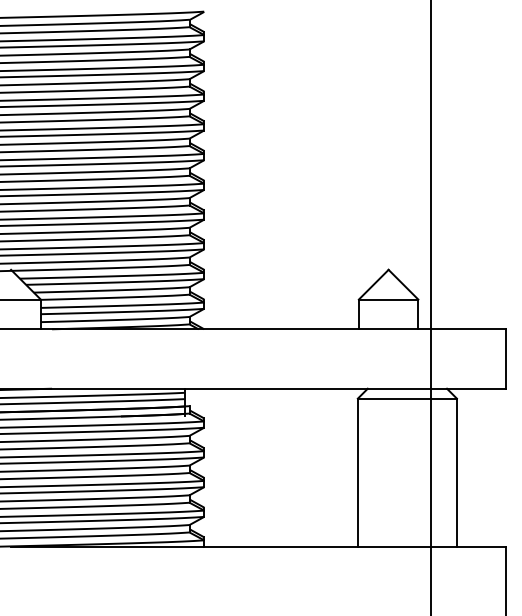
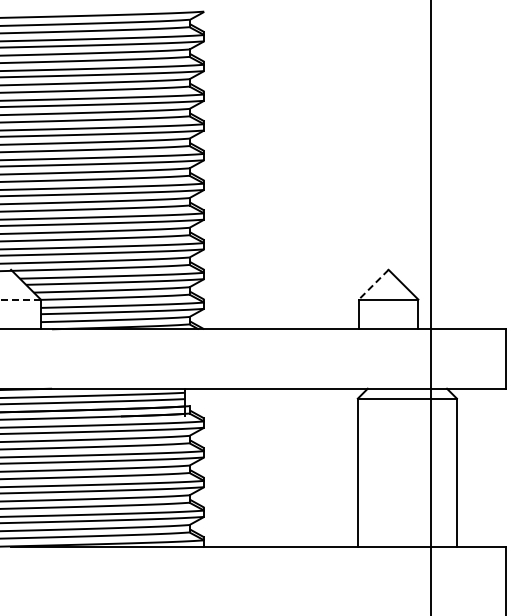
line: solid -> dashed (373, 285)
line: solid -> dashed (20, 299)
